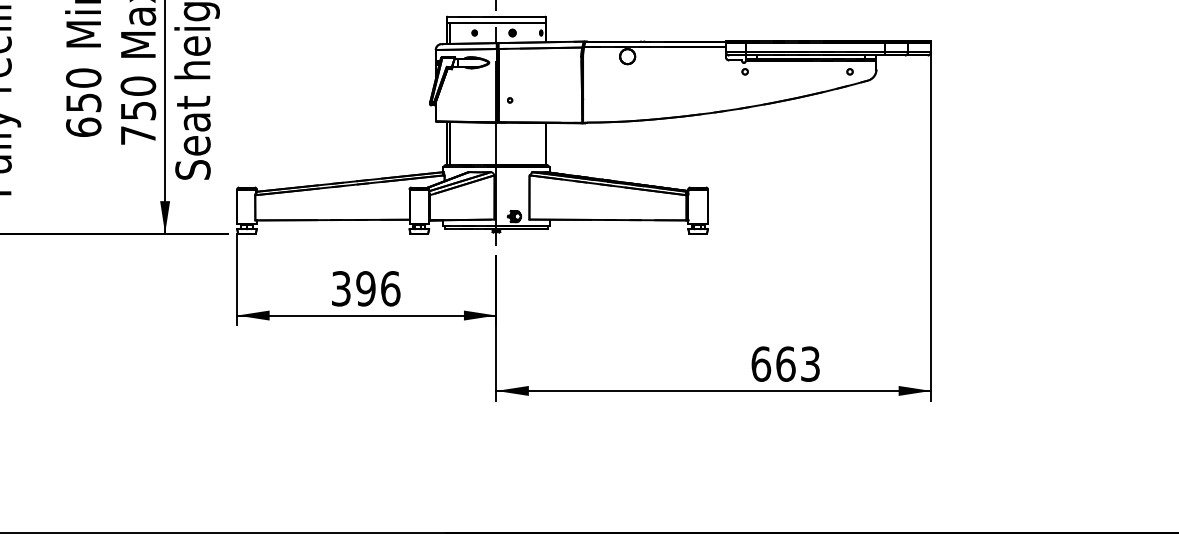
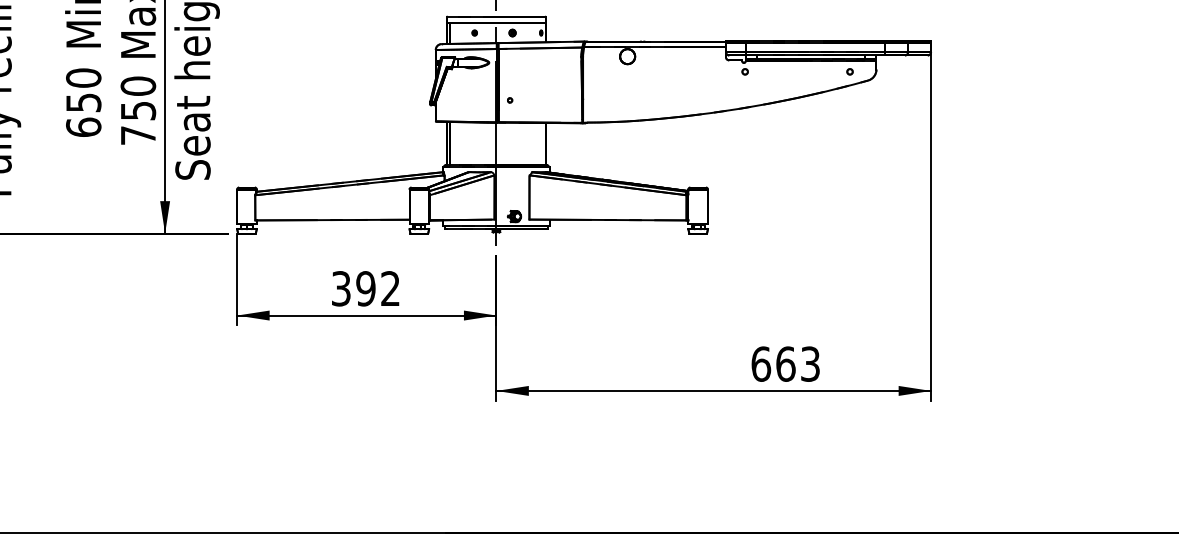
text: 396 -> 392 (390, 288)
